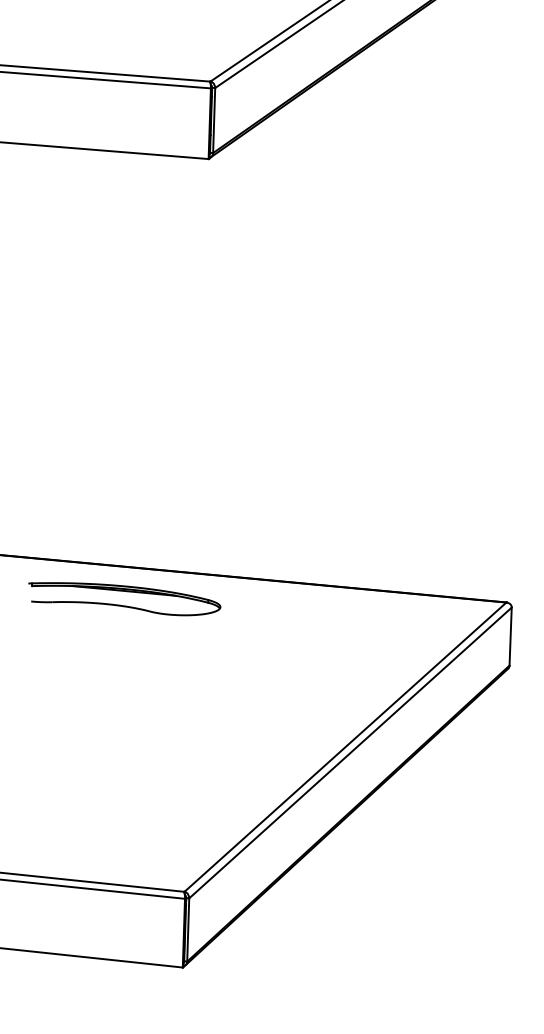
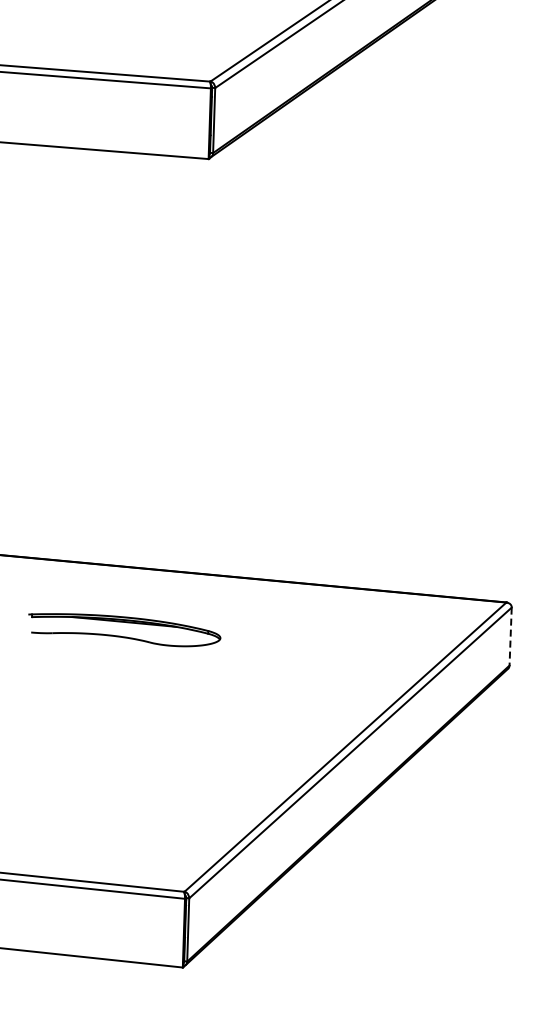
part position: (124, 599) -> (124, 630) (124, 630)
line: solid -> dashed (510, 636)
